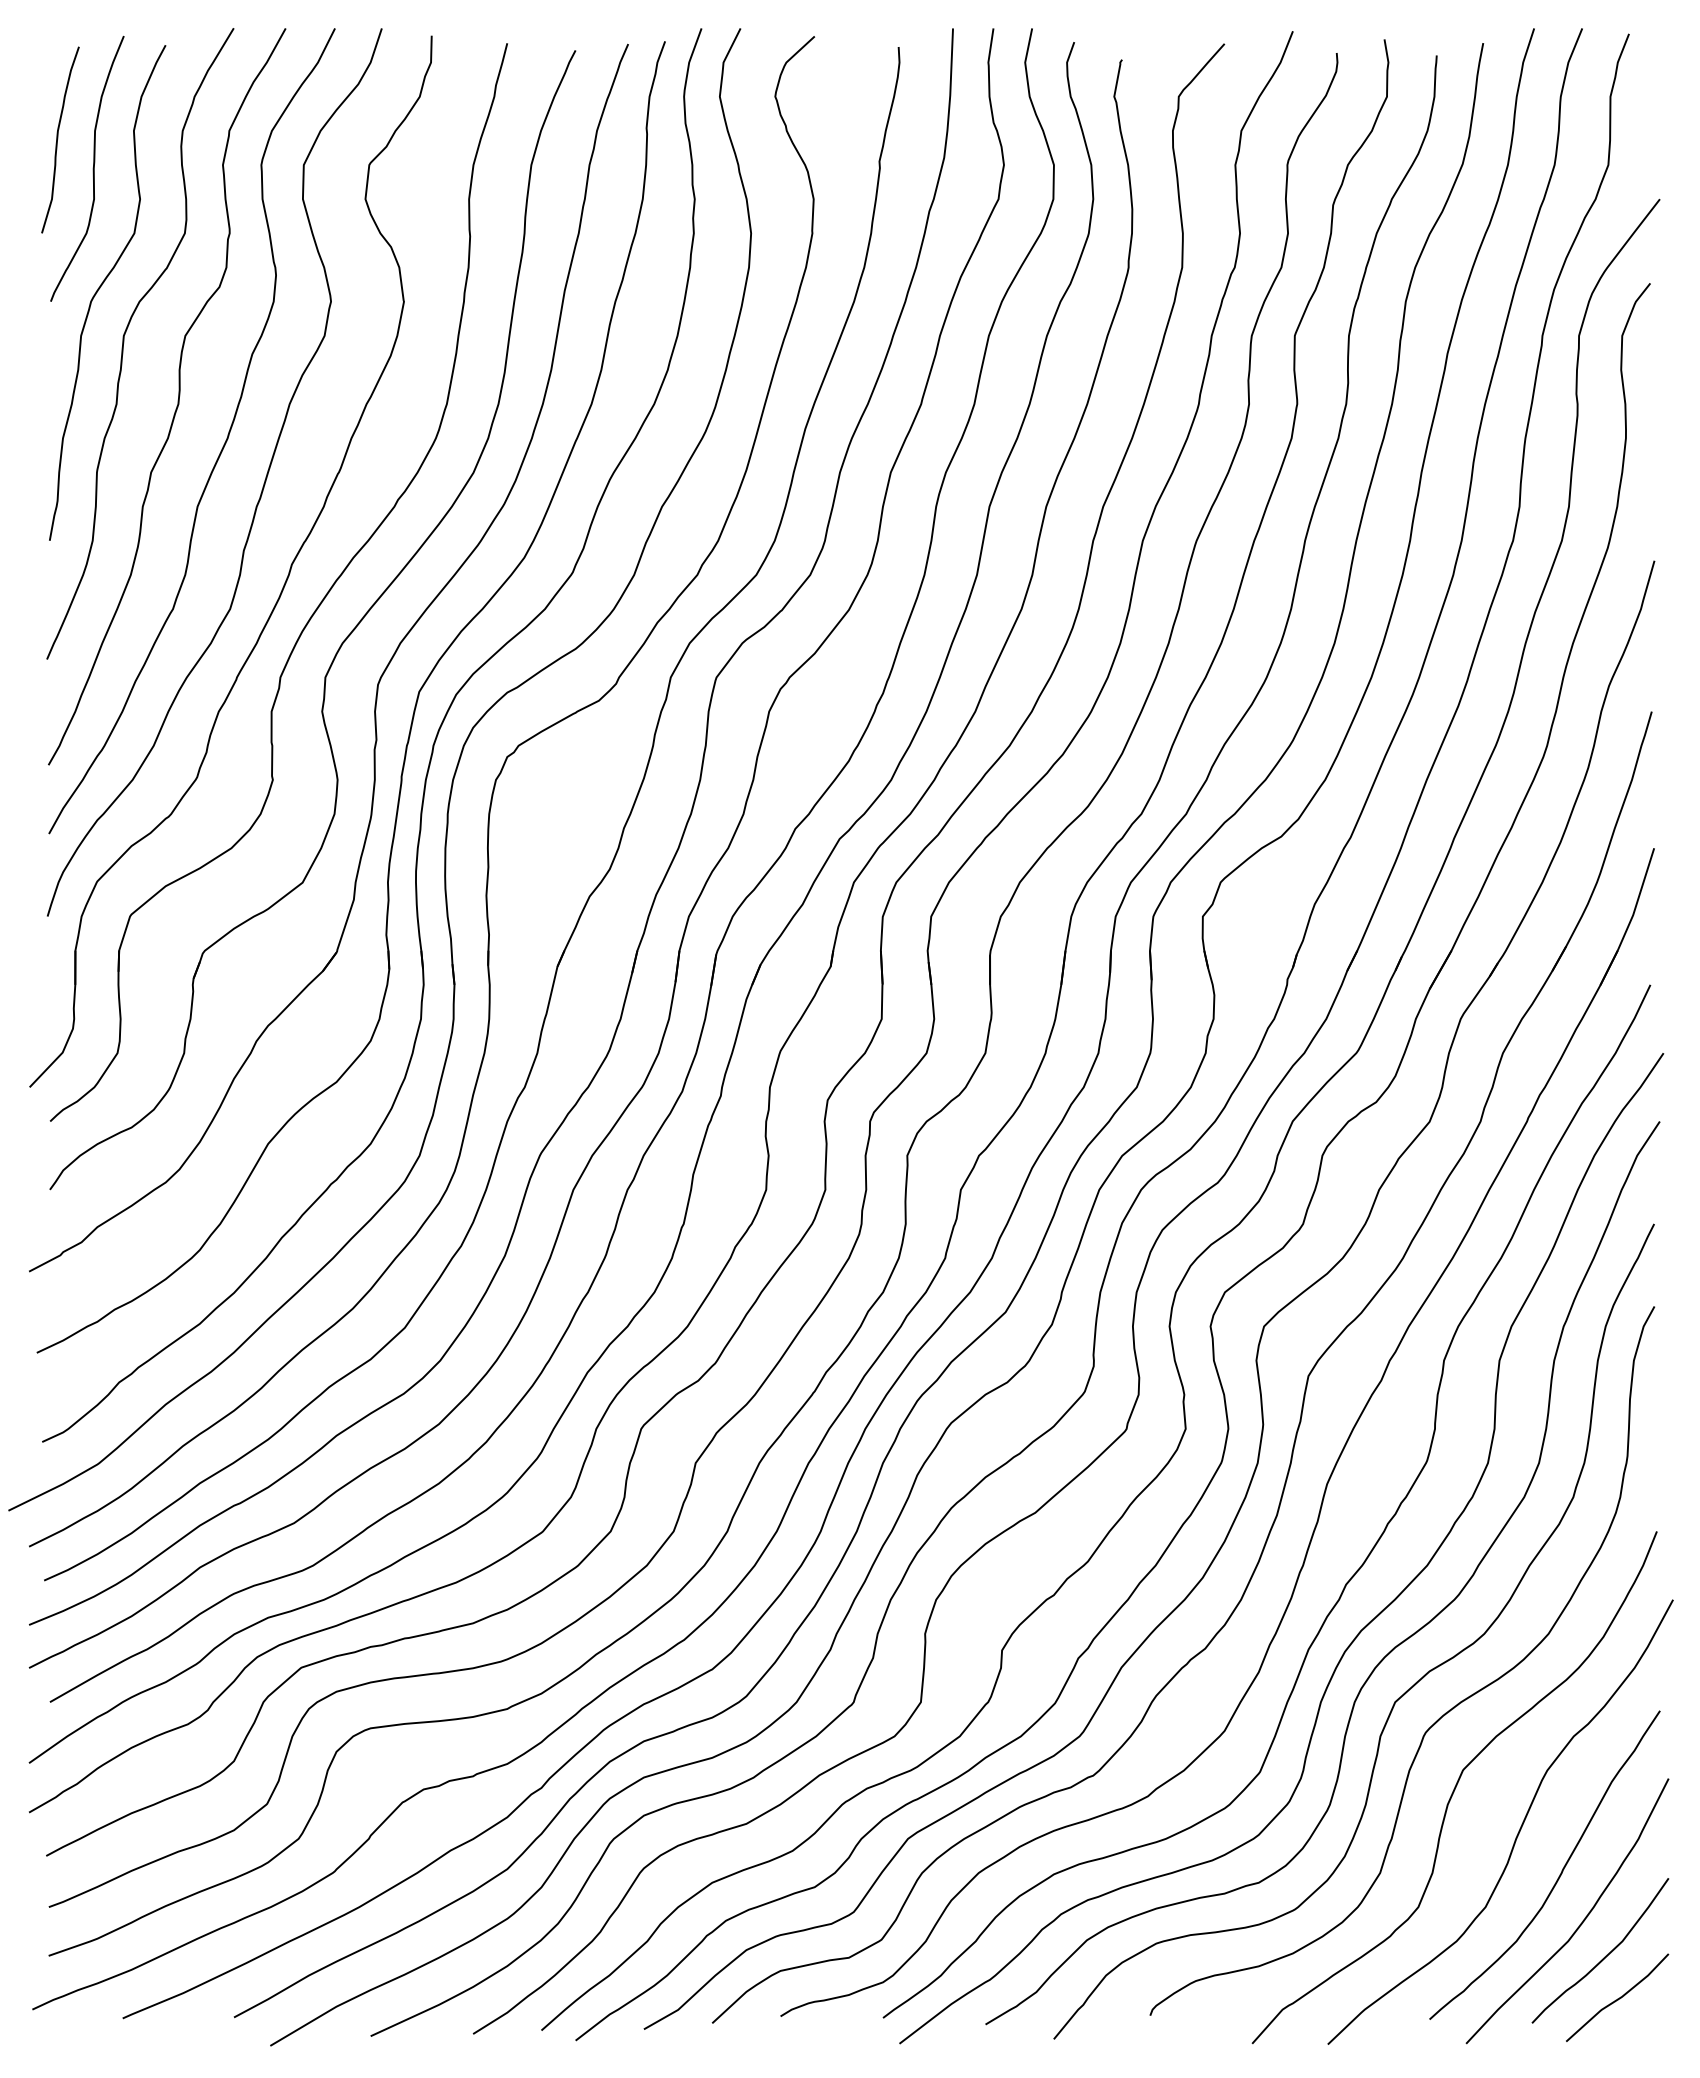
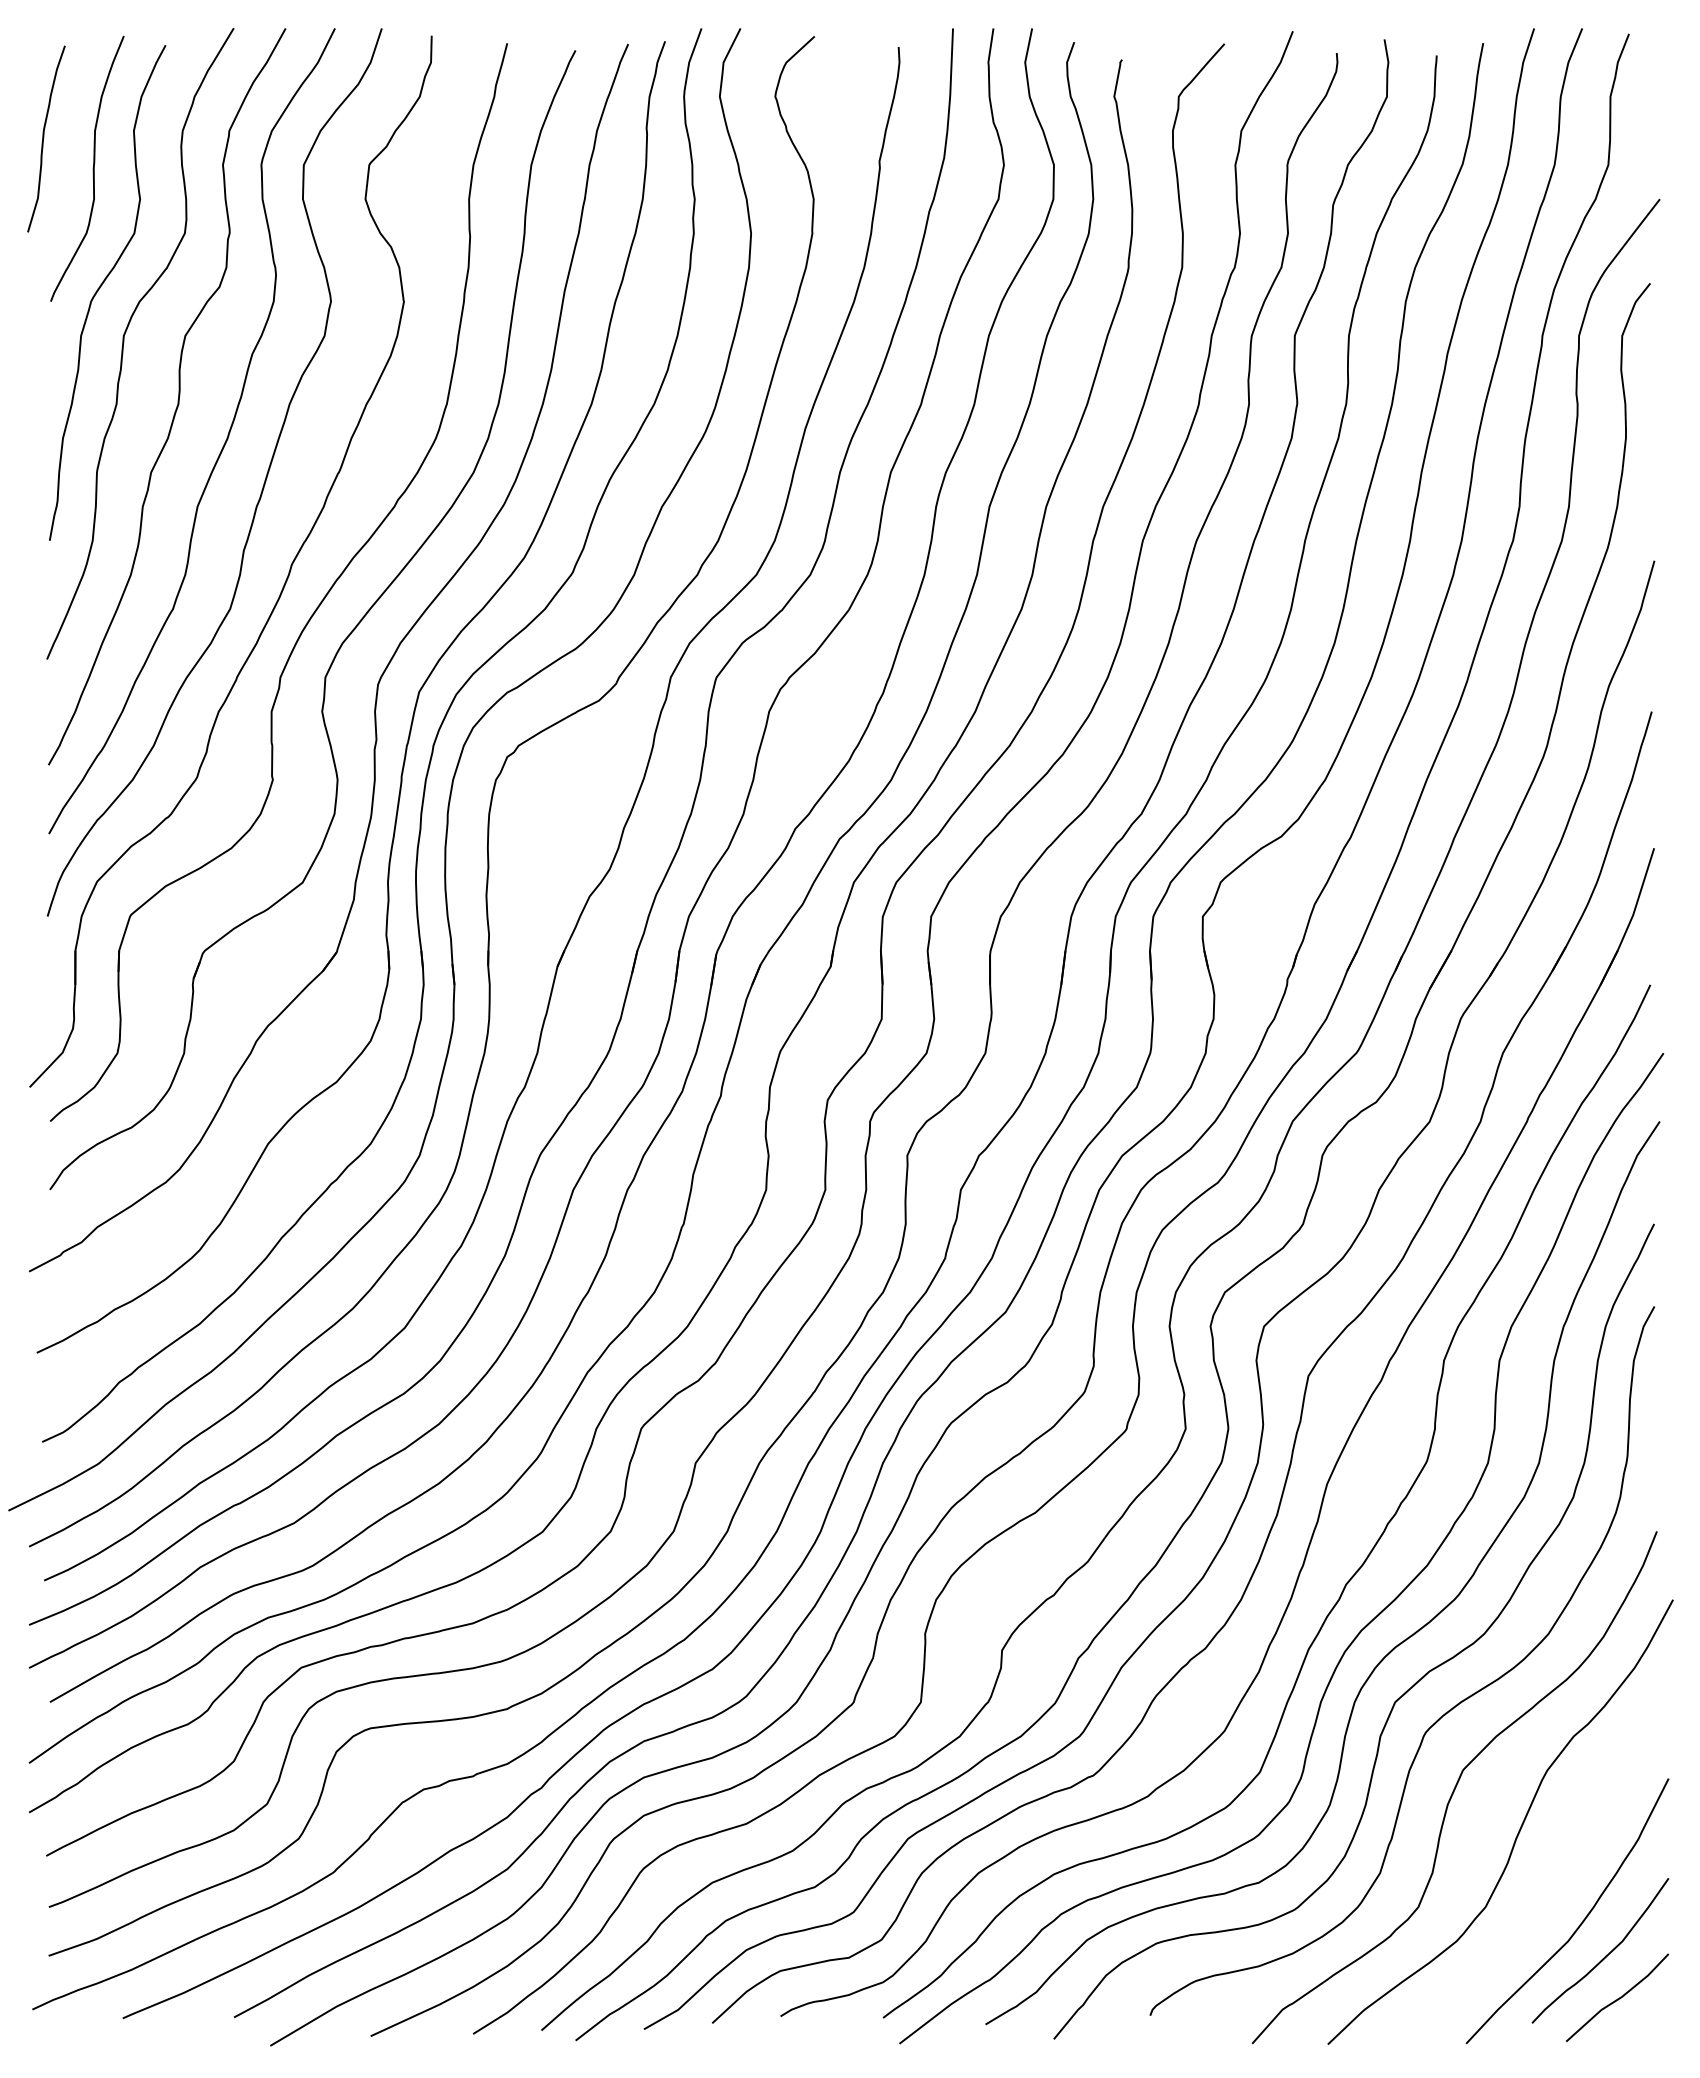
curve position: (58, 138) -> (44, 137) (44, 137)
curve: present -> none (1560, 1872)
